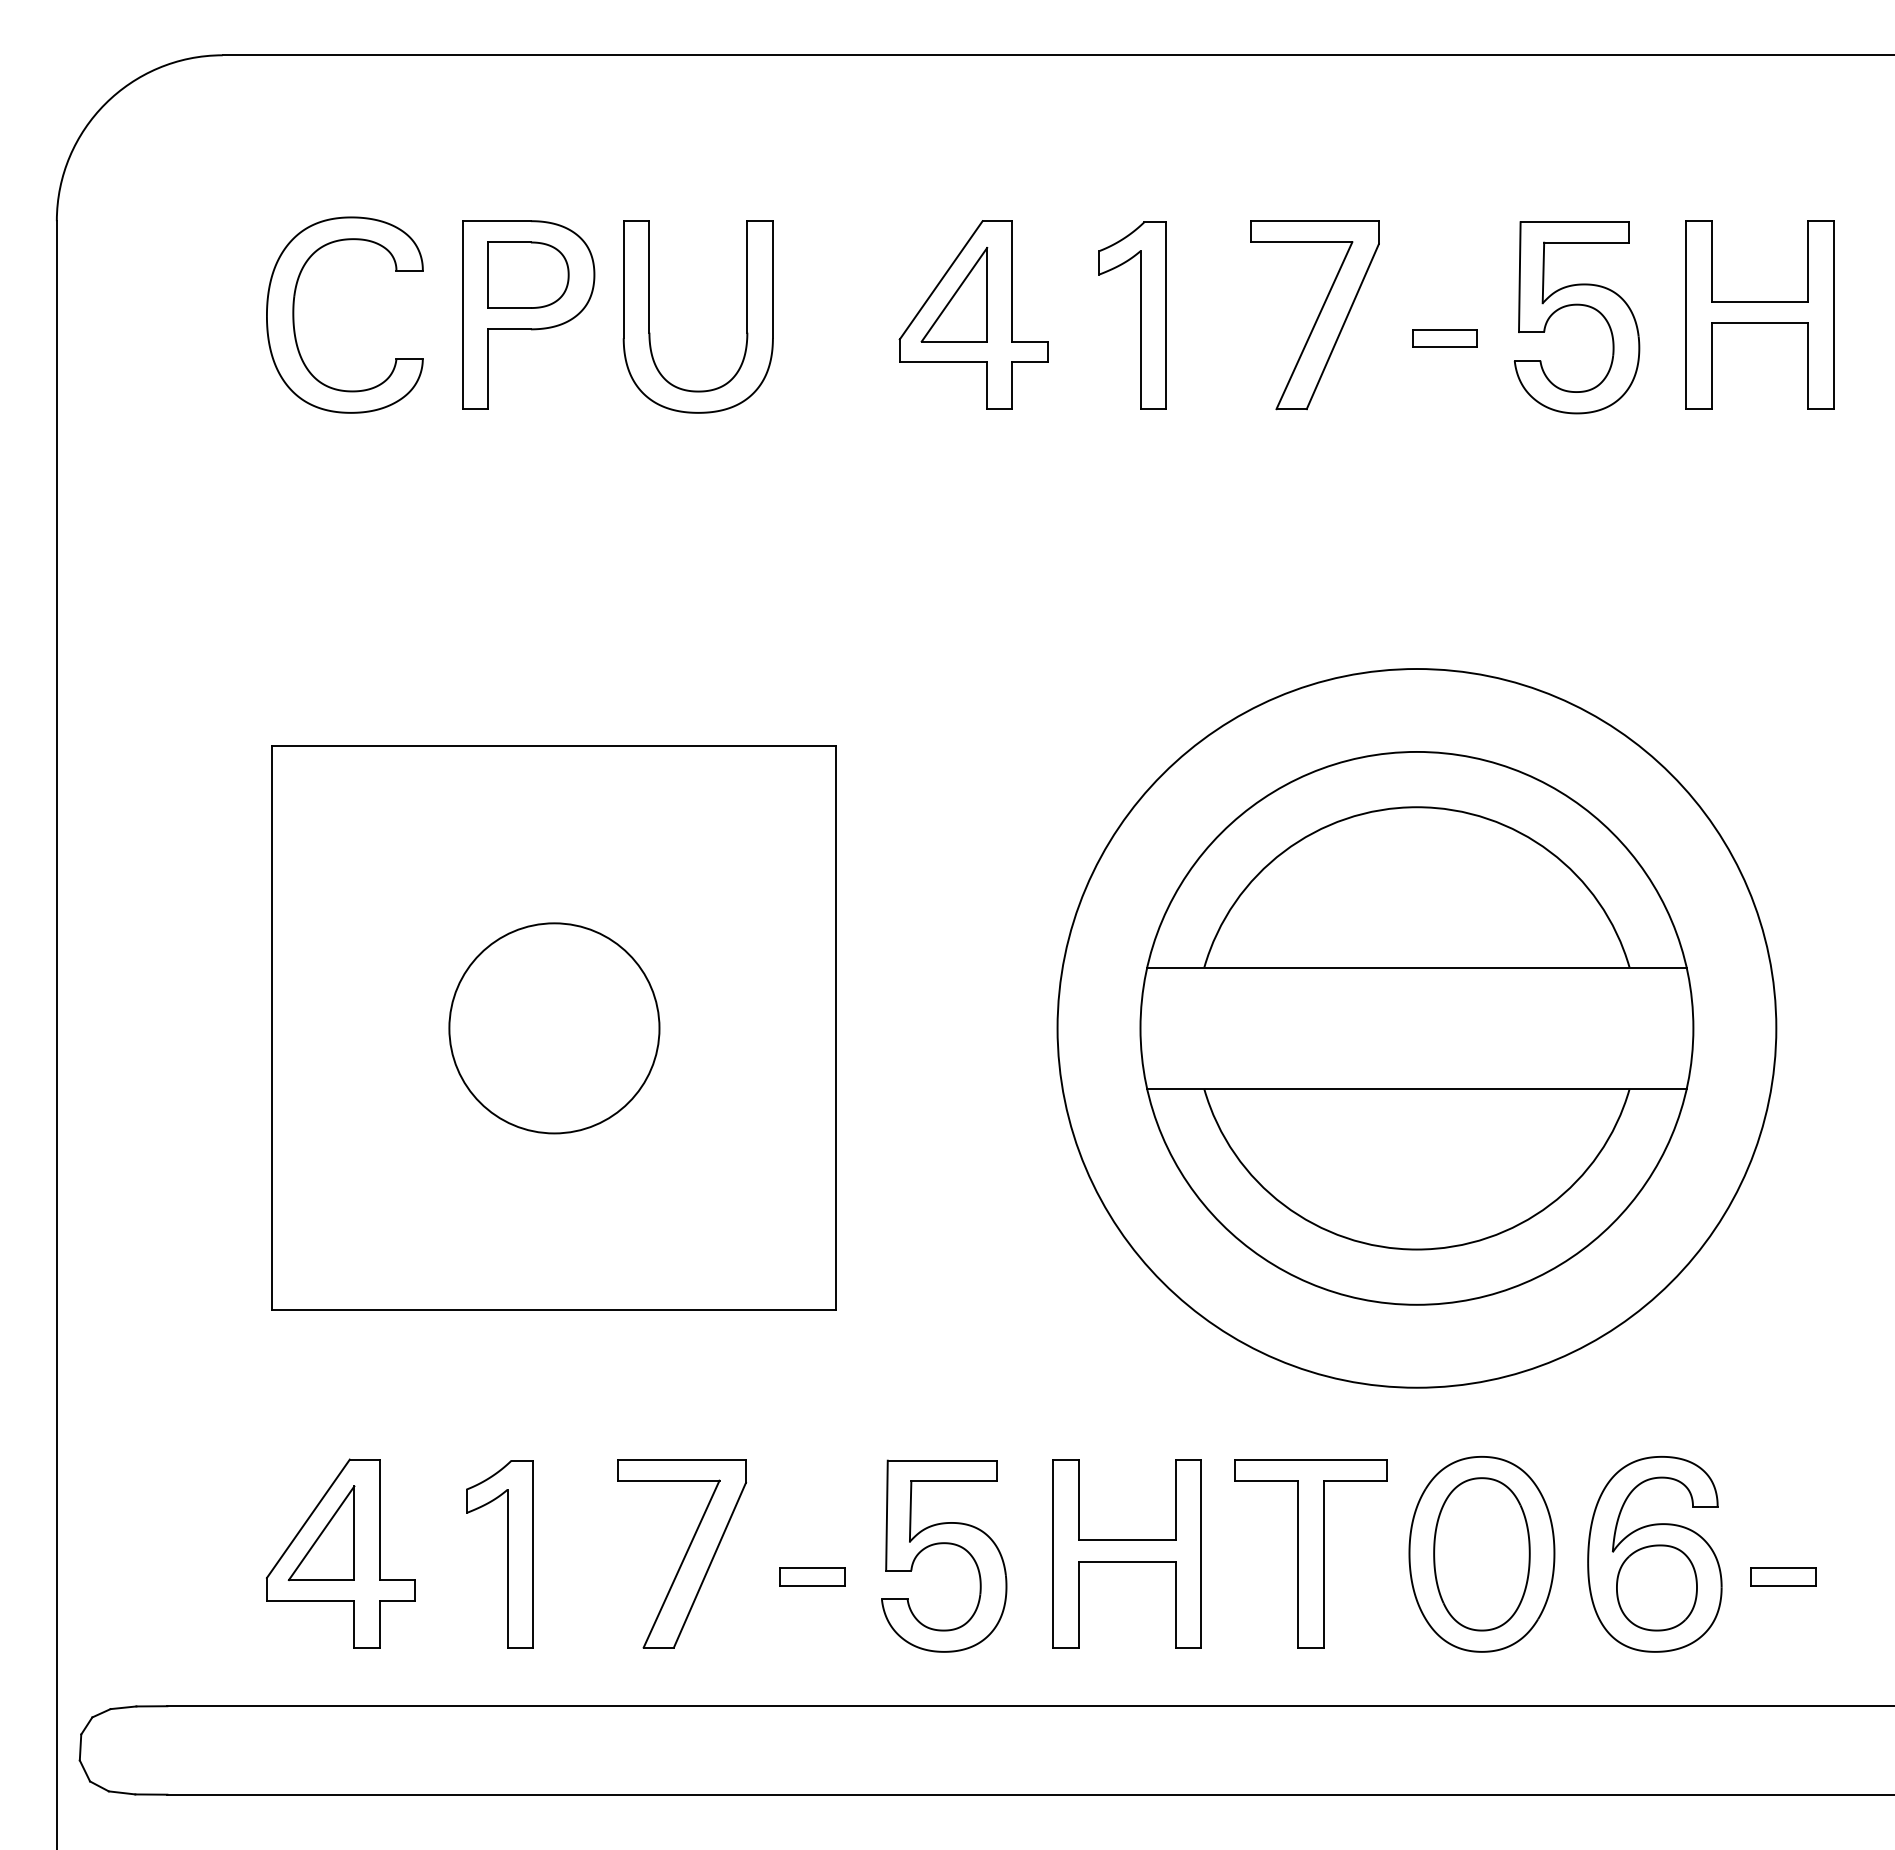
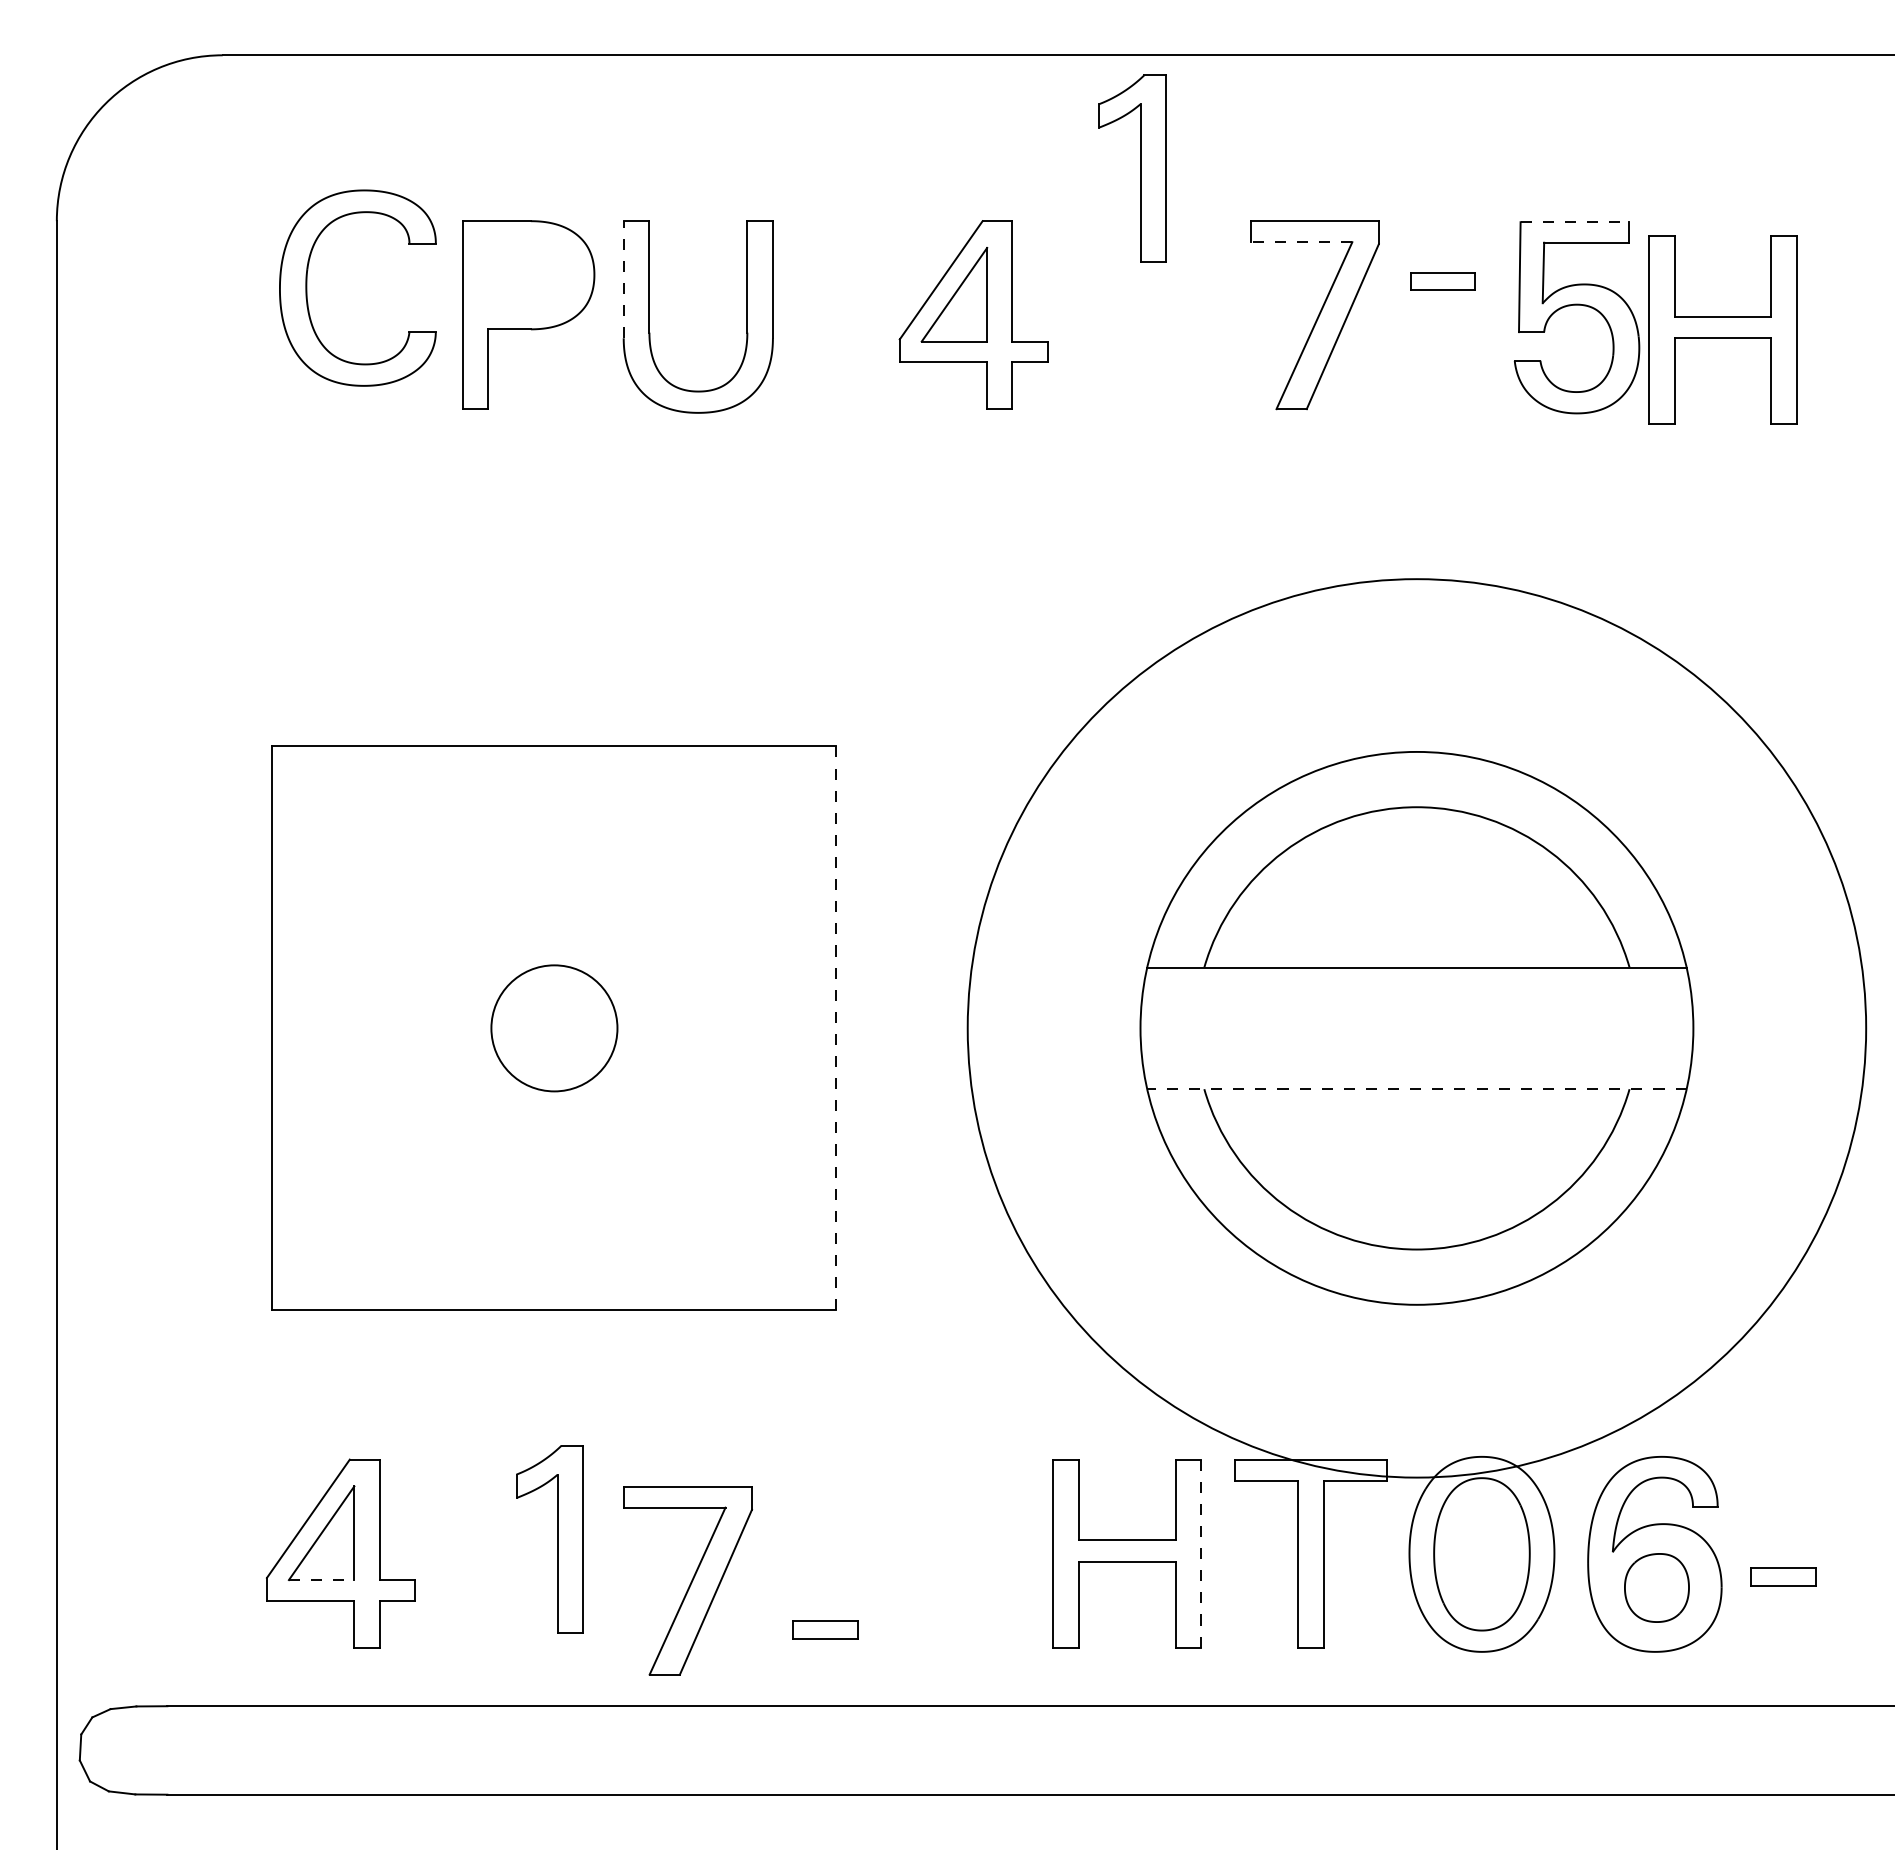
line: solid -> dashed (1575, 222)
line: solid -> dashed (1301, 242)
part: present -> none (528, 274)
line: solid -> dashed (623, 279)
part position: (294, 314) -> (307, 287) (307, 287)
part position: (1759, 314) -> (1722, 329) (1722, 329)
part position: (1140, 315) -> (1140, 168) (1140, 168)
part position: (1444, 338) -> (1442, 281) (1442, 281)
circle diameter: 210 px -> 126 px (554, 1028)
line: solid -> dashed (836, 1028)
circle diameter: 719 px -> 898 px (1416, 1028)
line: solid -> dashed (1416, 1089)
part: present -> none (944, 1544)
part position: (681, 1553) -> (687, 1580) (687, 1580)
line: solid -> dashed (1201, 1553)
part position: (507, 1554) -> (557, 1539) (557, 1539)
part position: (812, 1576) -> (825, 1629) (825, 1629)
line: solid -> dashed (321, 1580)
part size: 82x88 px -> 66x70 px (1656, 1587)
